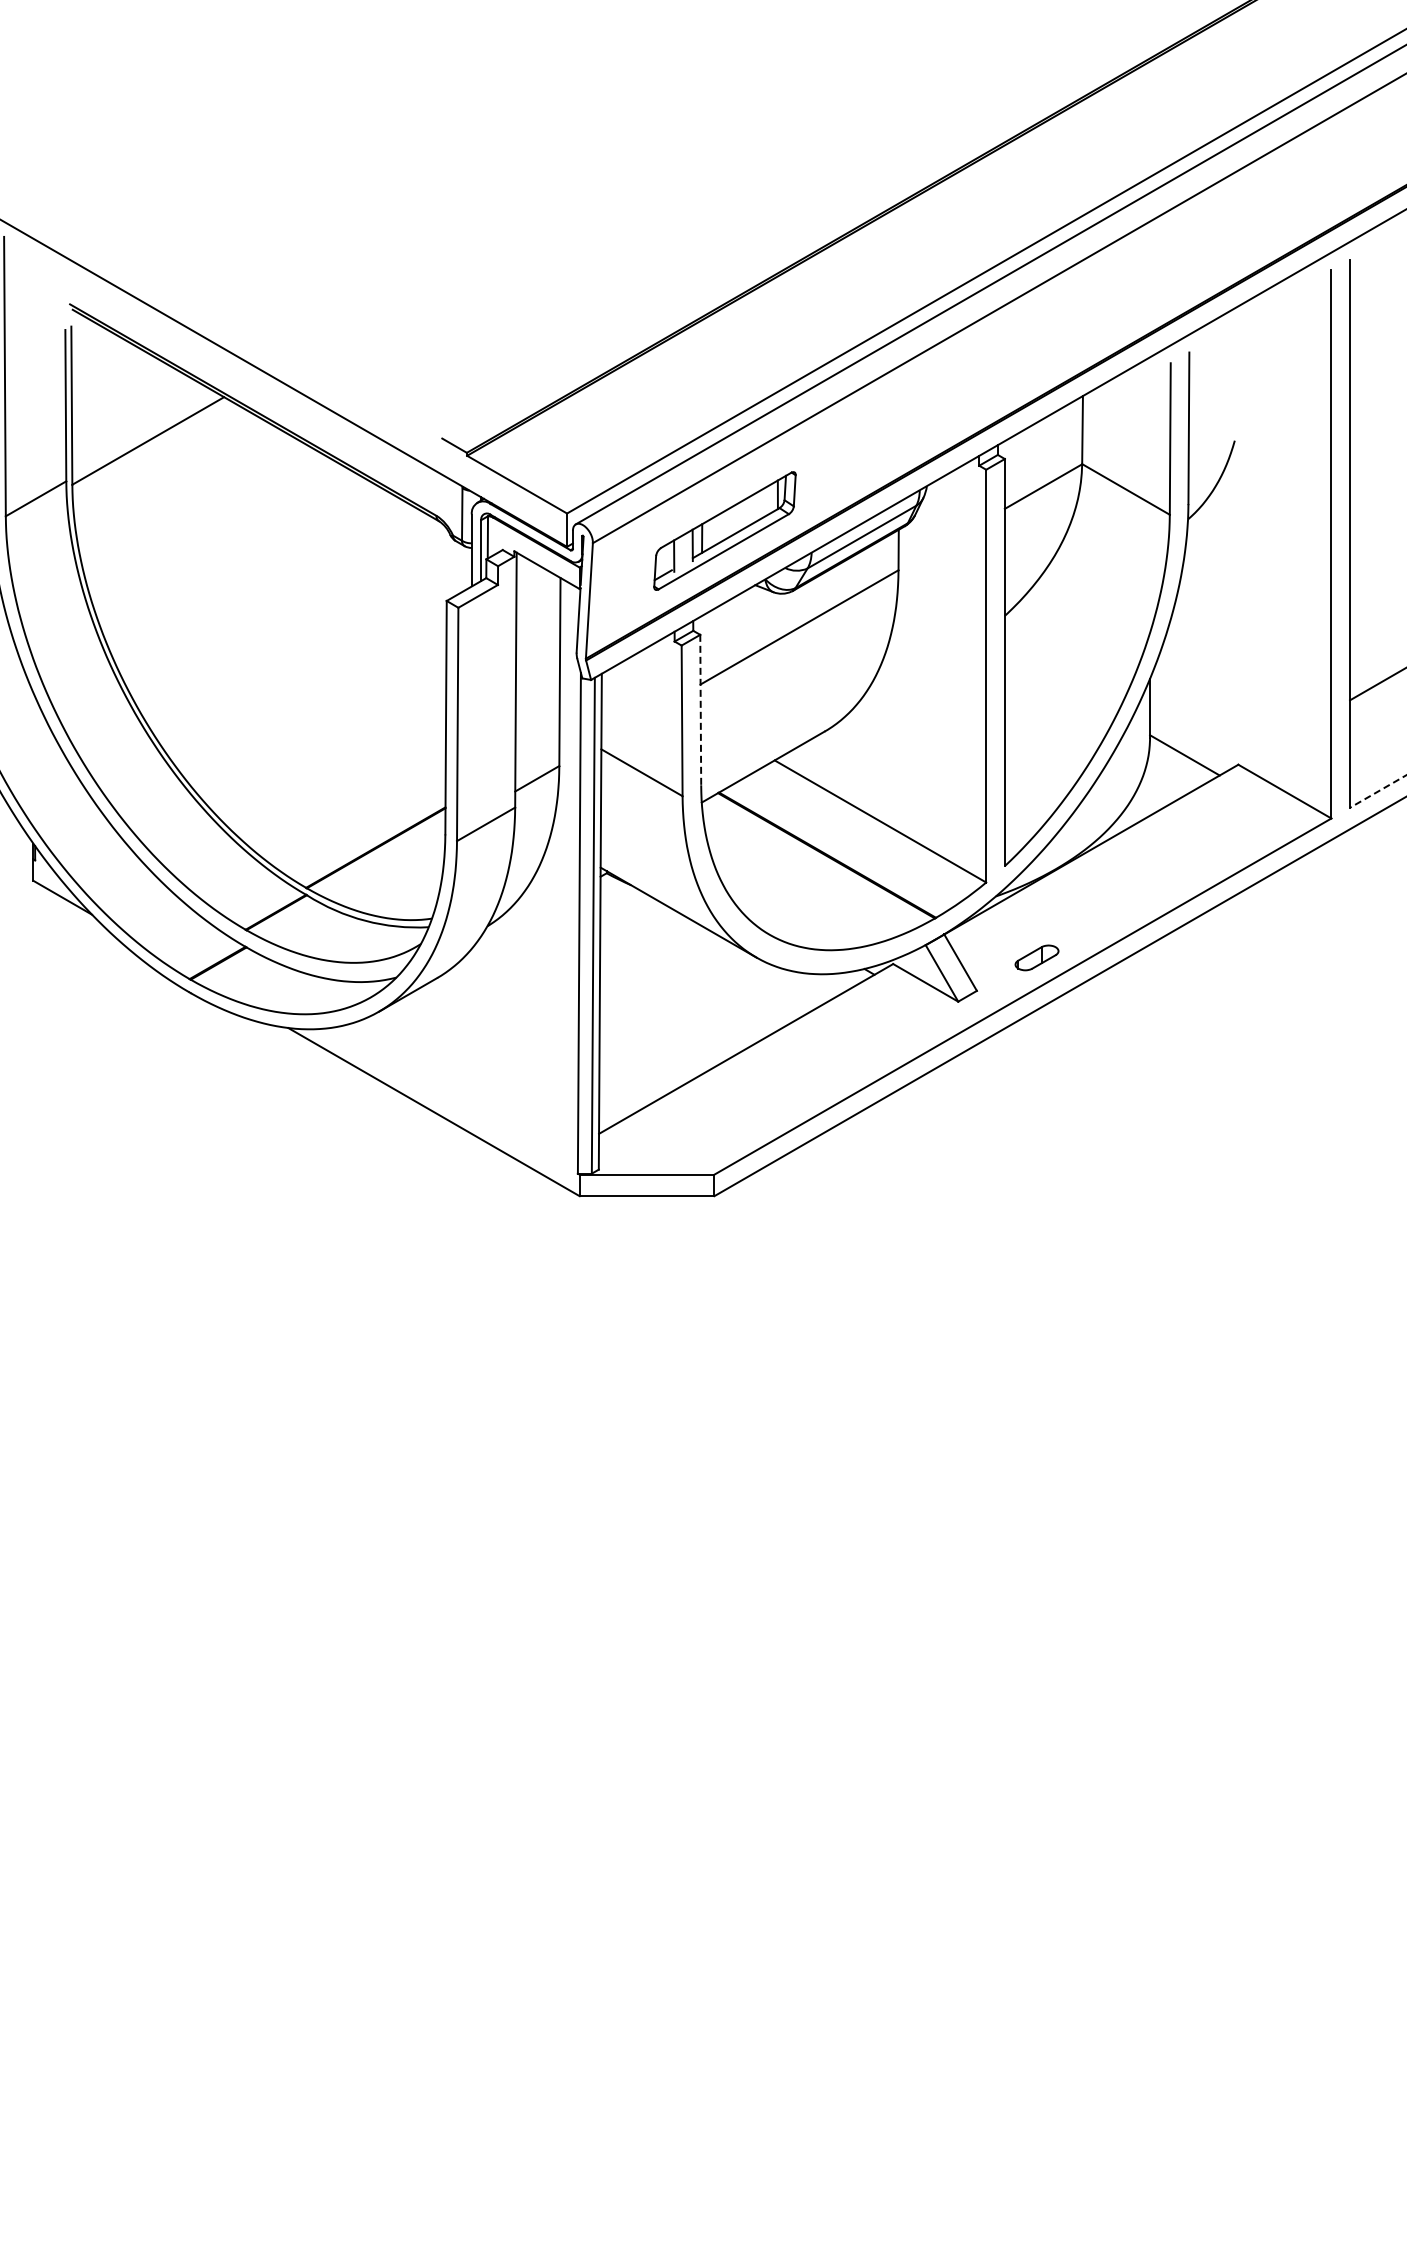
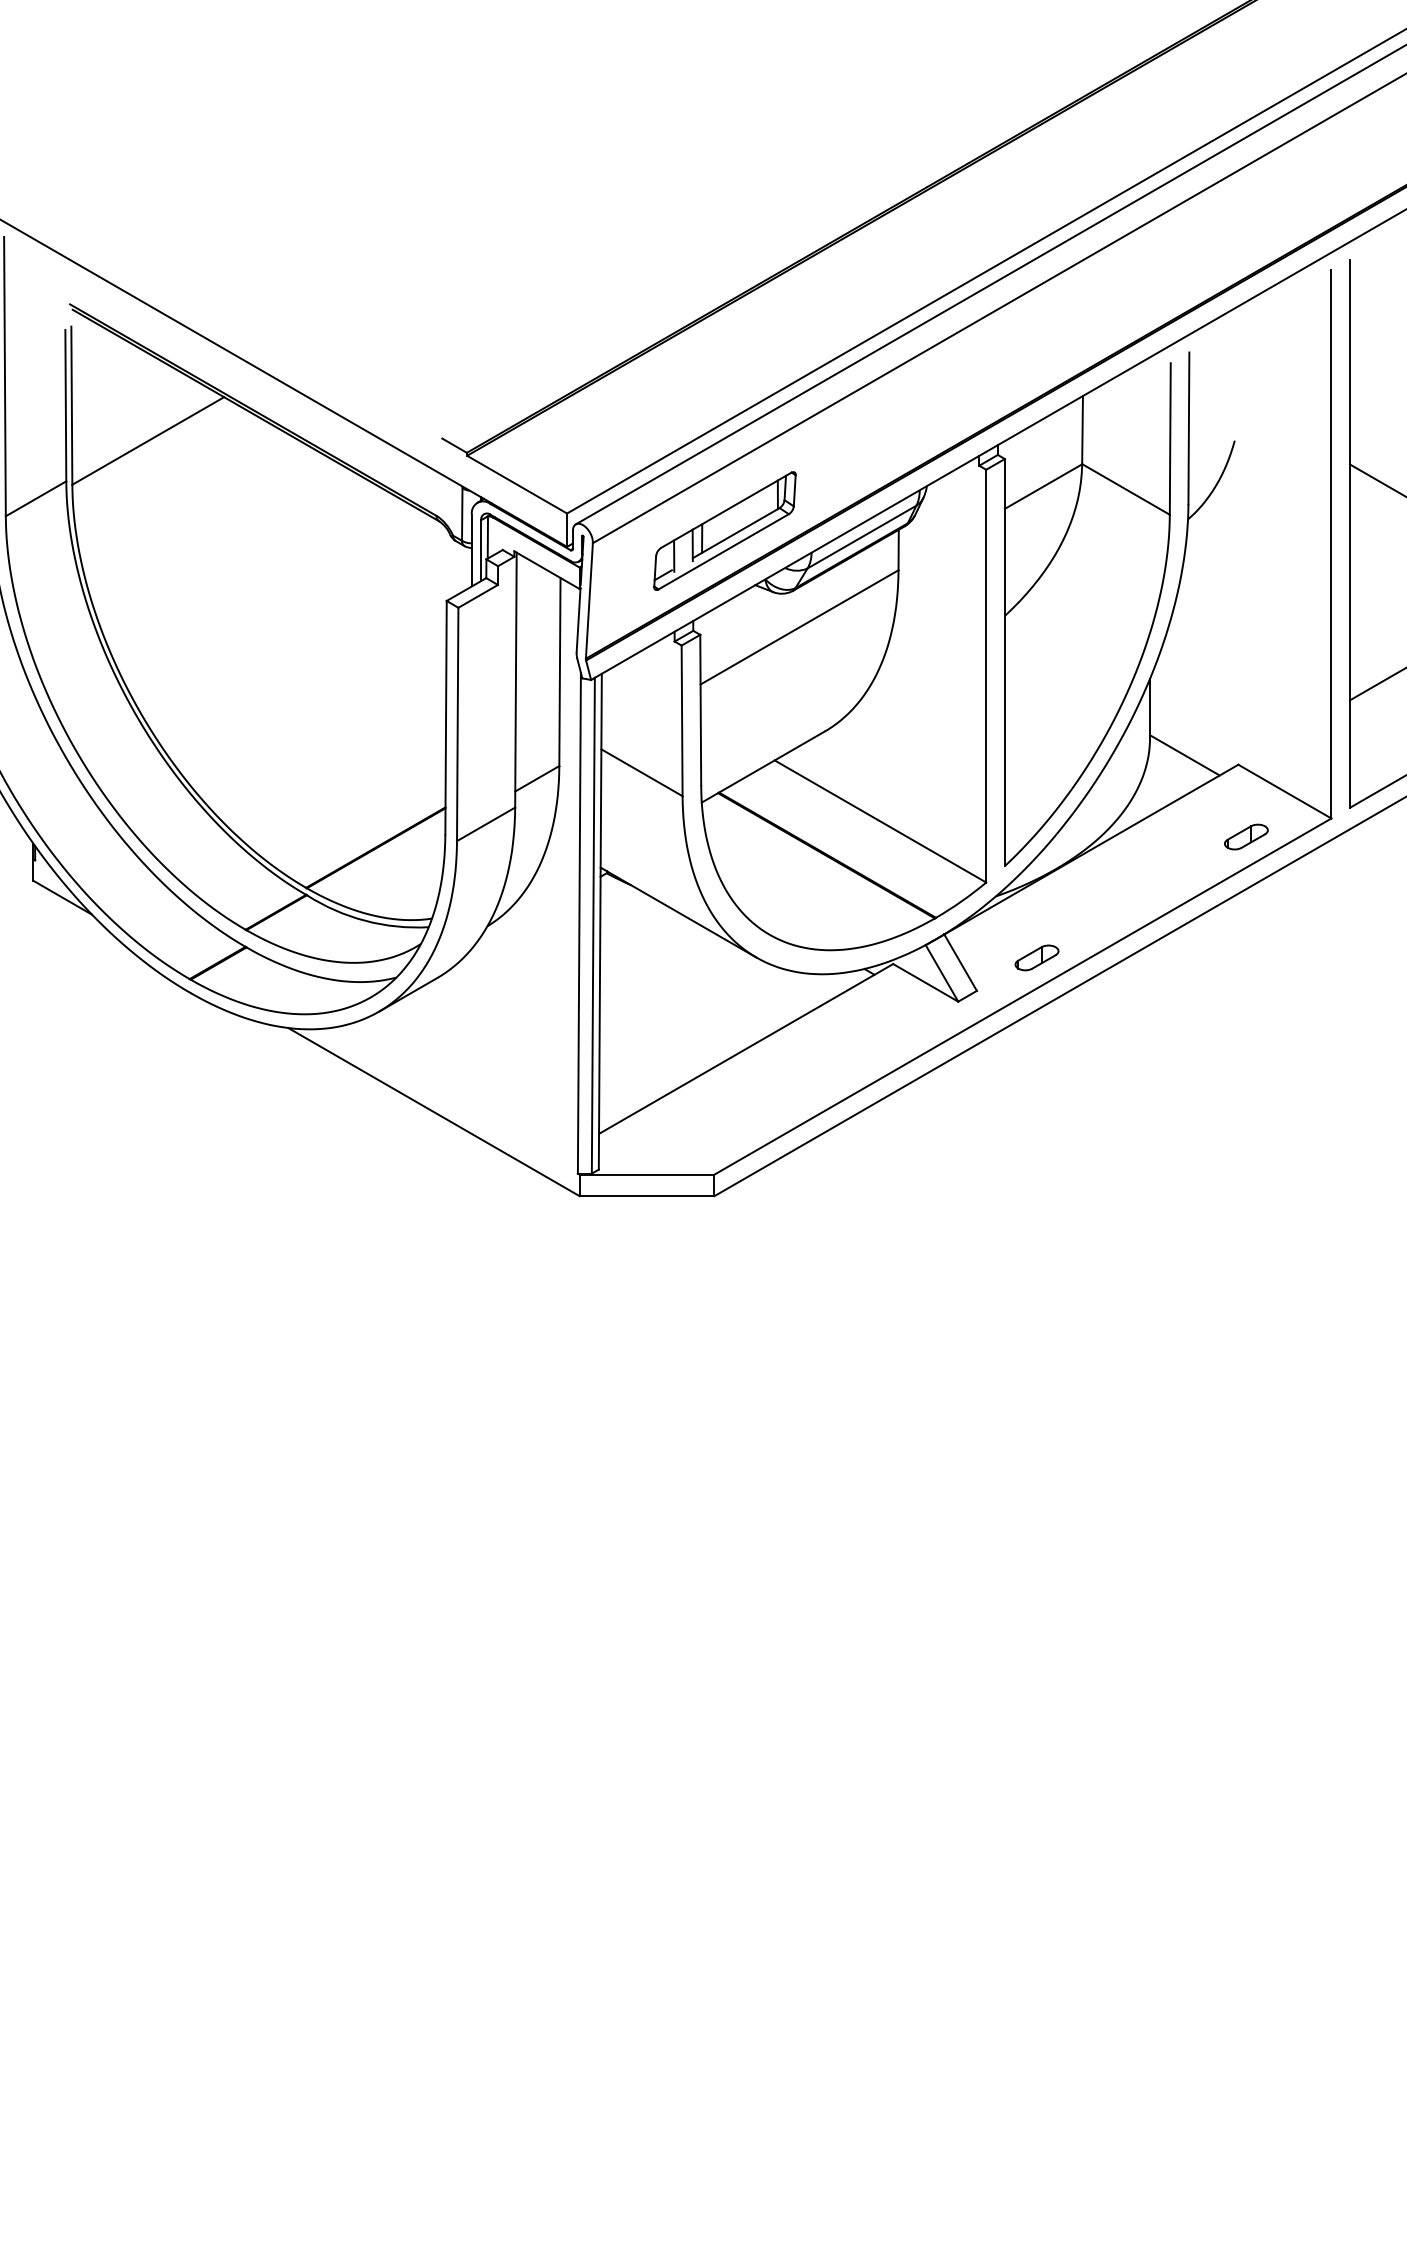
line: none -> present (1376, 479)
line: dashed -> solid (700, 710)
line: dashed -> solid (1377, 791)
part: none -> present (1246, 836)
